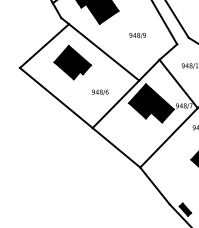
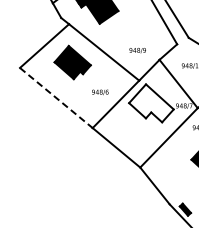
text position: (137, 35) -> (137, 50) (137, 50)
line: solid -> dashed (56, 98)
fill: present -> none (151, 103)
